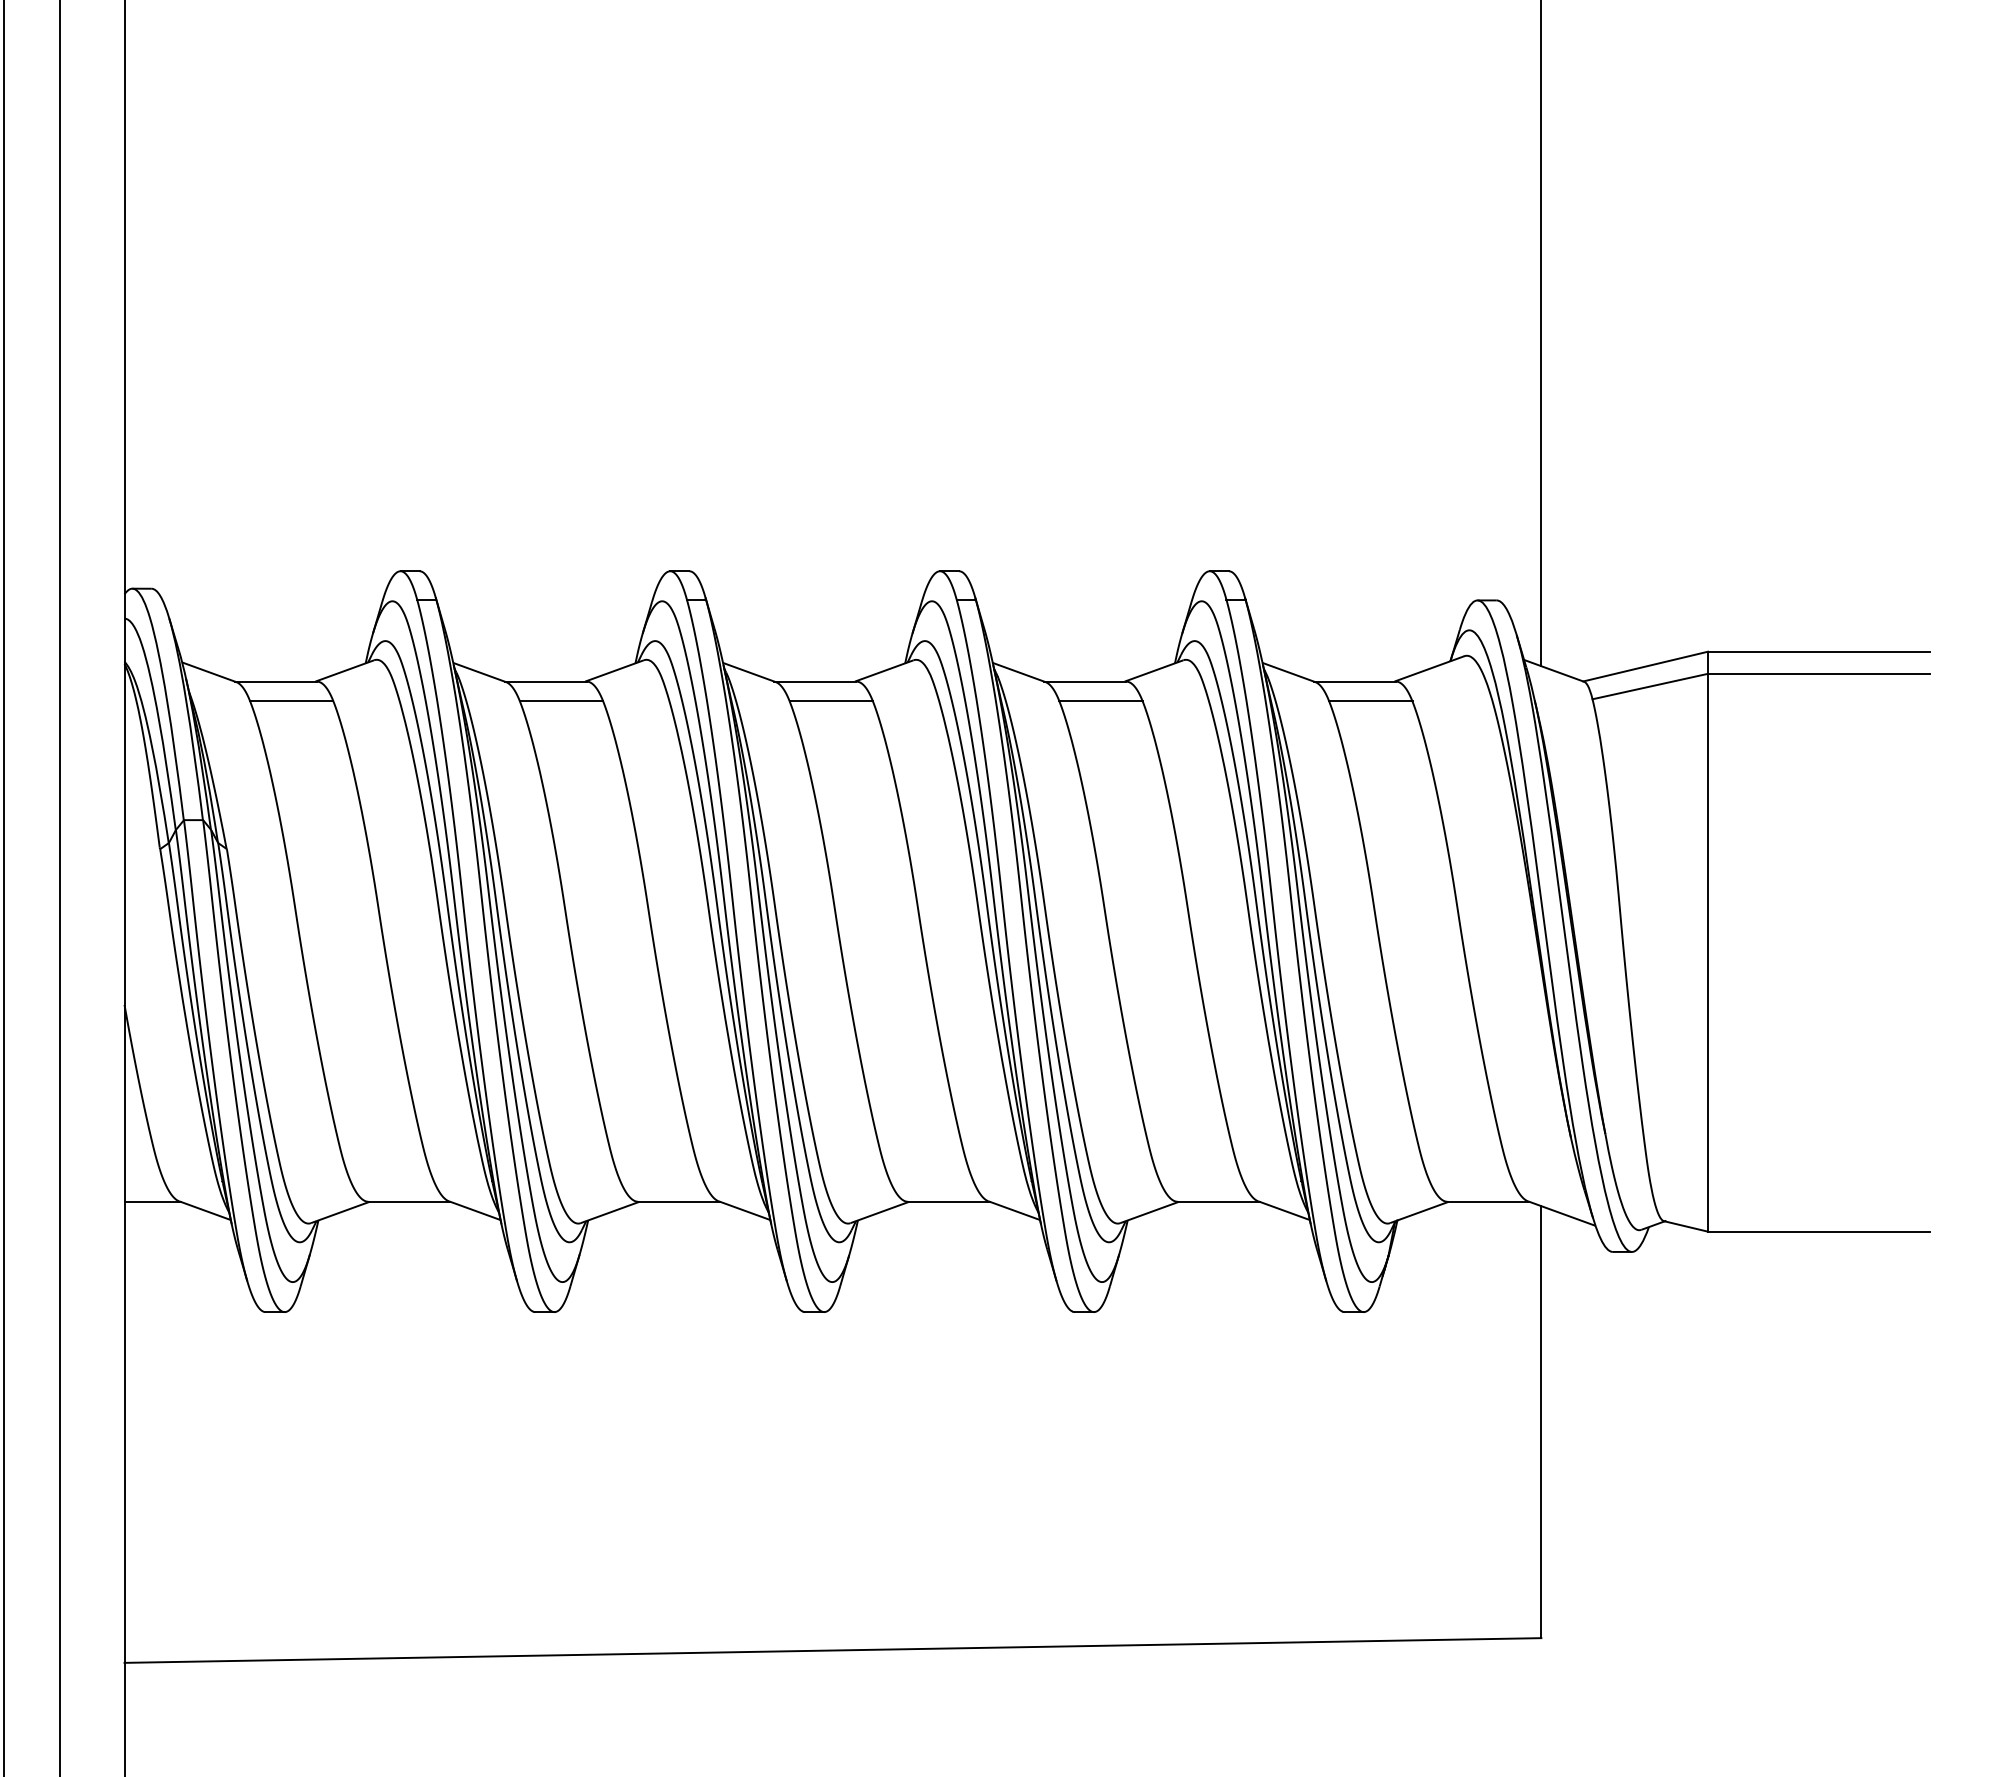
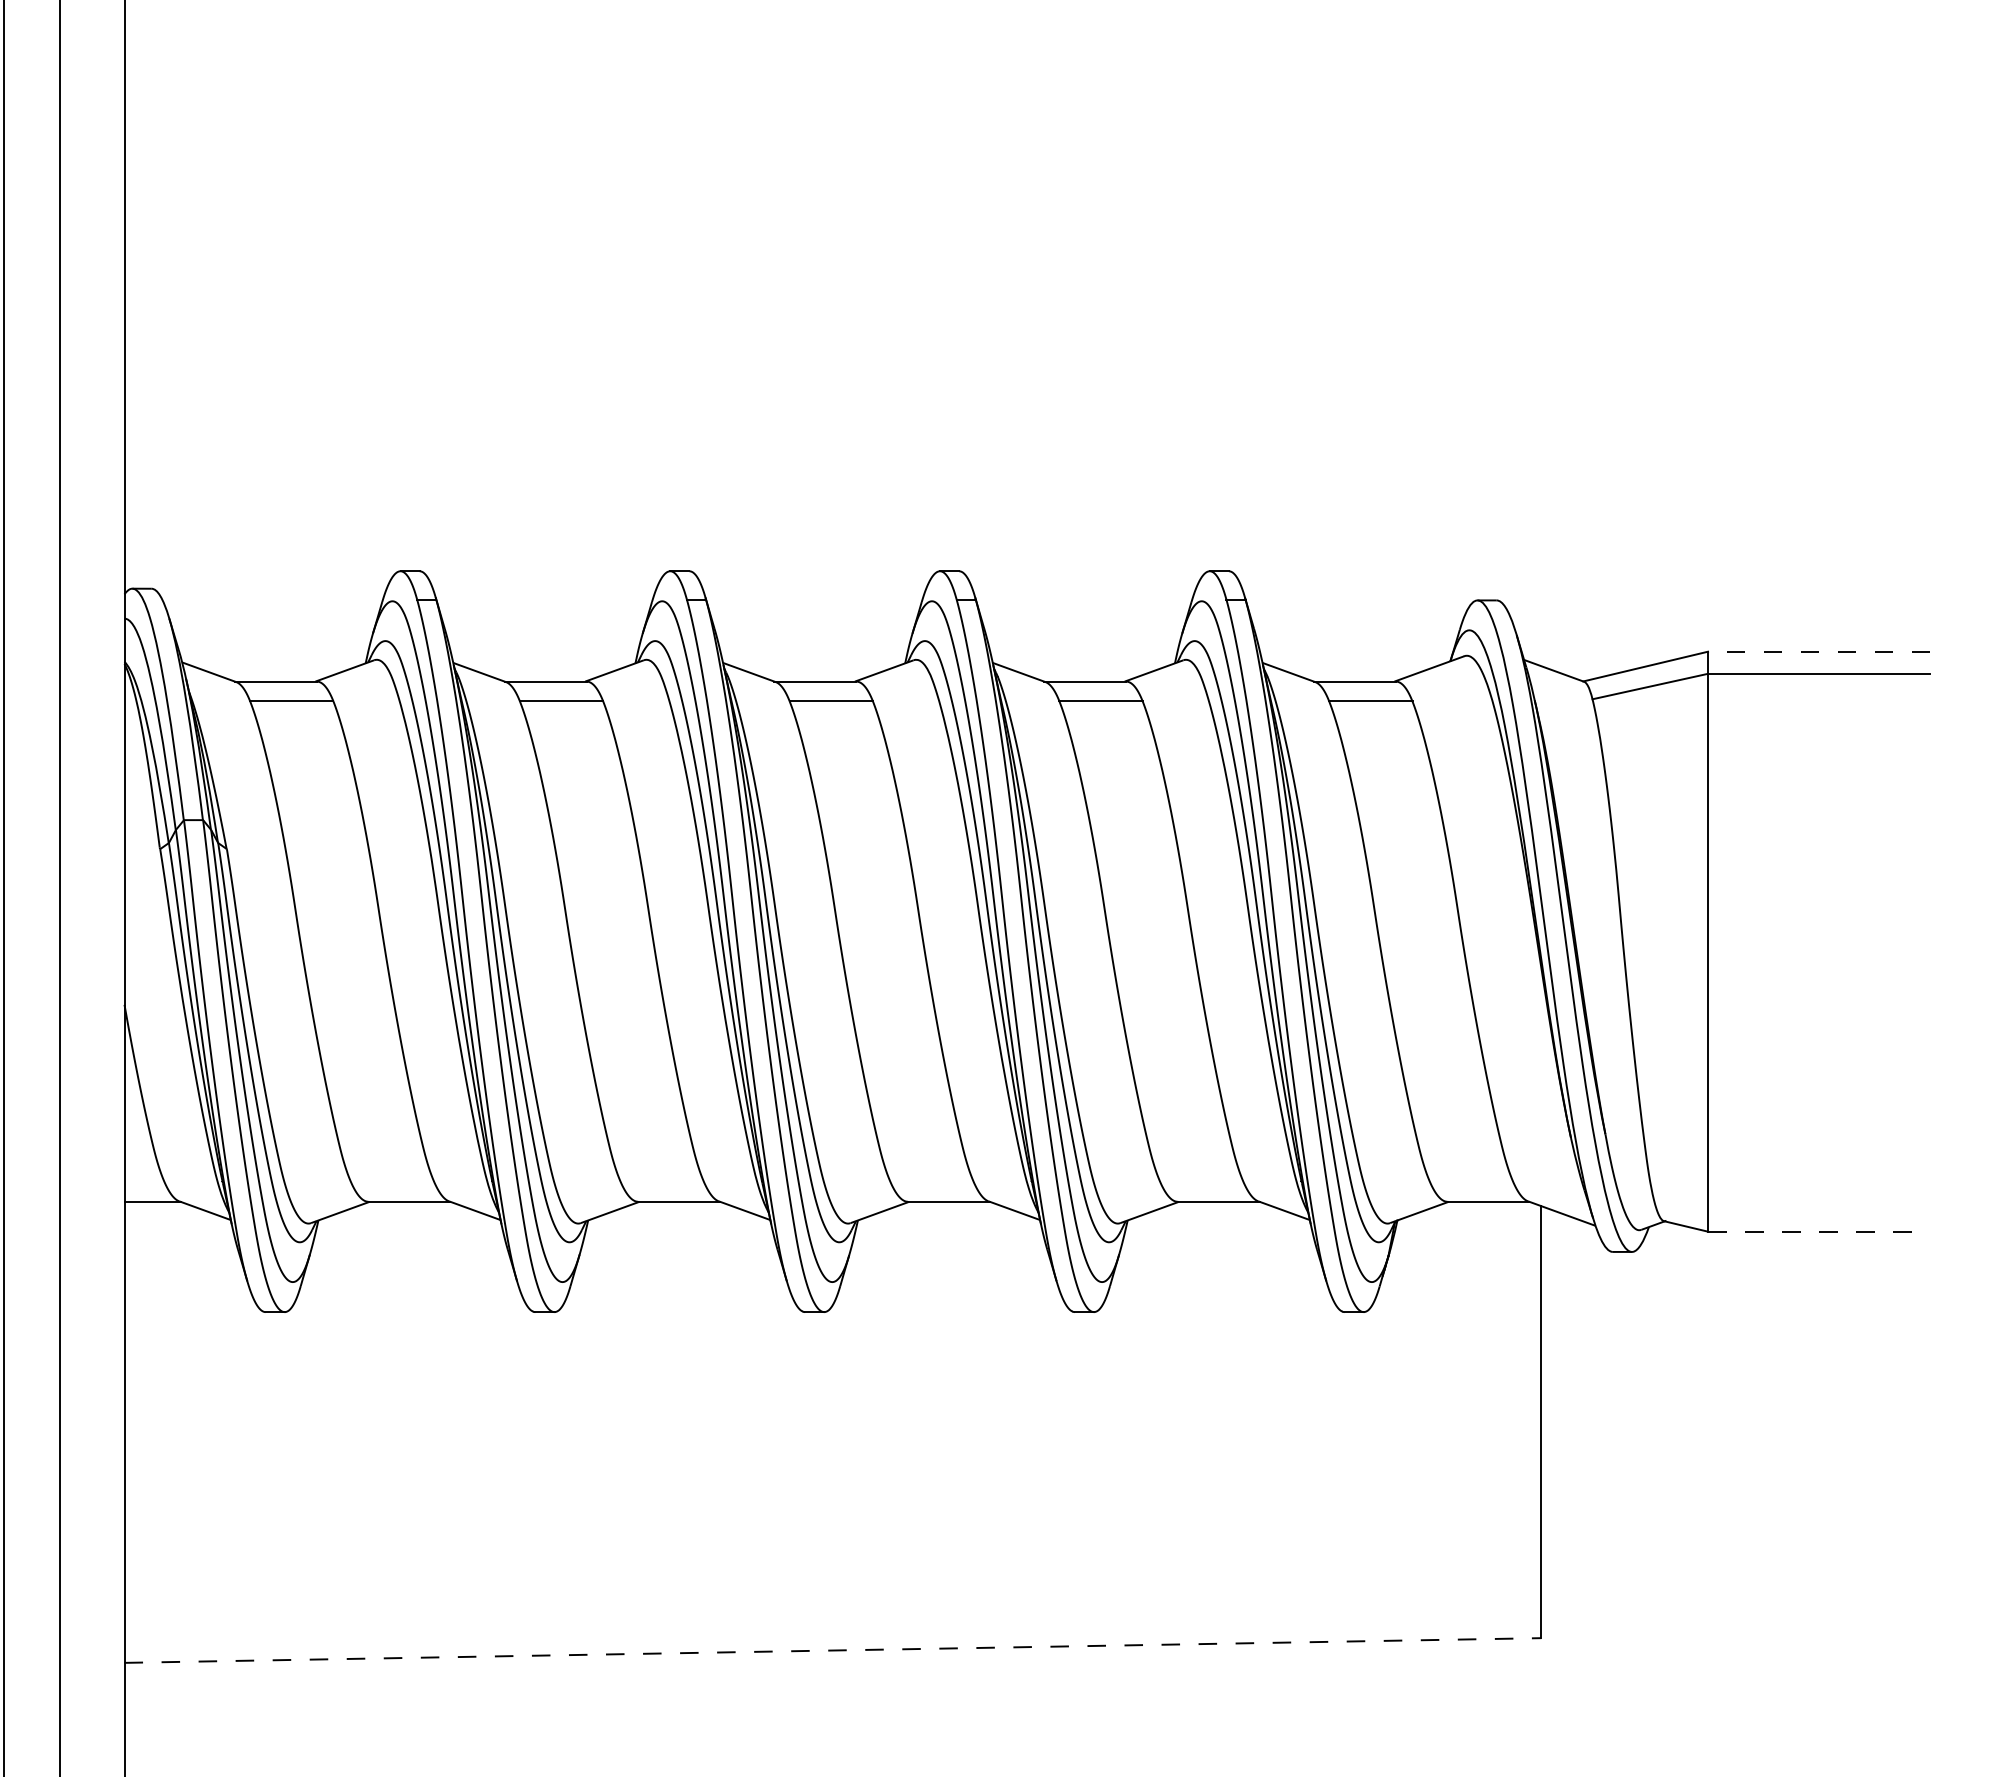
line: present -> none (1541, 334)
line: solid -> dashed (1818, 651)
line: solid -> dashed (1819, 1231)
line: solid -> dashed (832, 1650)
